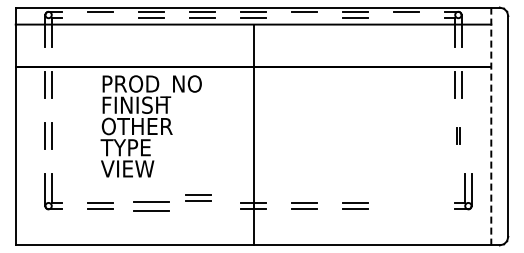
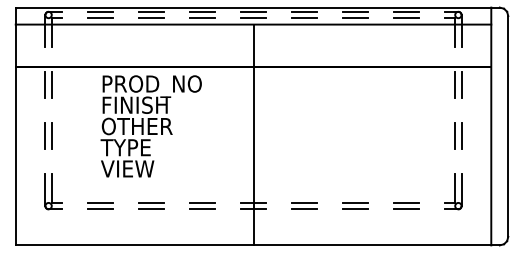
line: none -> present (100, 18)
line: none -> present (304, 18)
line: none -> present (406, 18)
line: dashed -> solid (491, 126)
part size: 5x18 px -> 9x28 px (458, 135)
part position: (463, 191) -> (453, 191) (453, 191)
part position: (198, 197) -> (202, 205) (202, 205)
line: none -> present (406, 202)
part size: 37x11 px -> 27x8 px (151, 205)
line: none -> present (406, 209)
